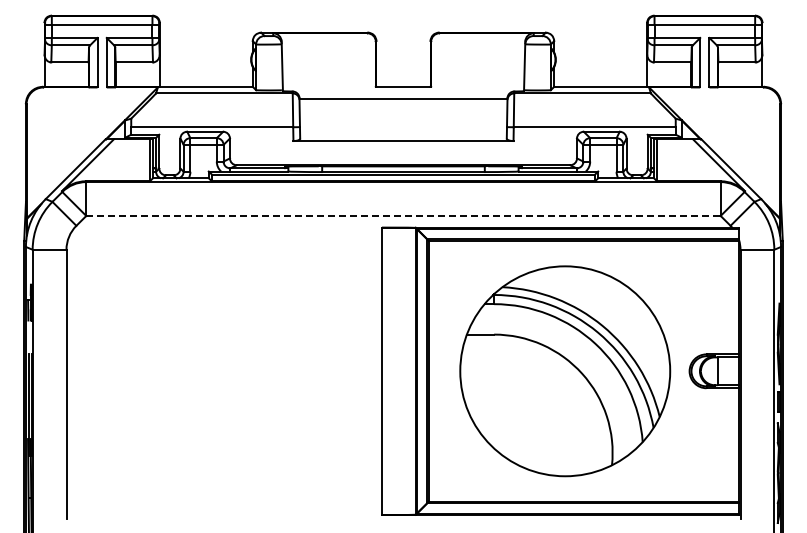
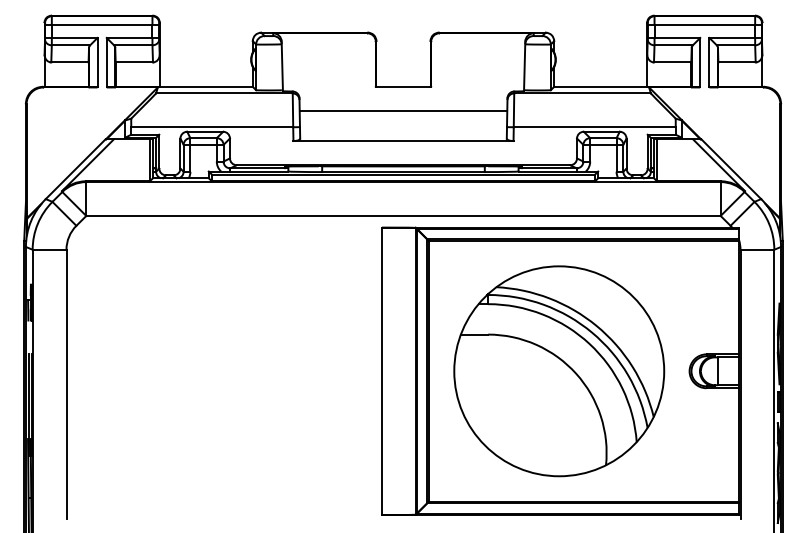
line position: (403, 98) -> (403, 110) (403, 110)
line: dashed -> solid (403, 215)
part position: (565, 371) -> (559, 371) (559, 371)
